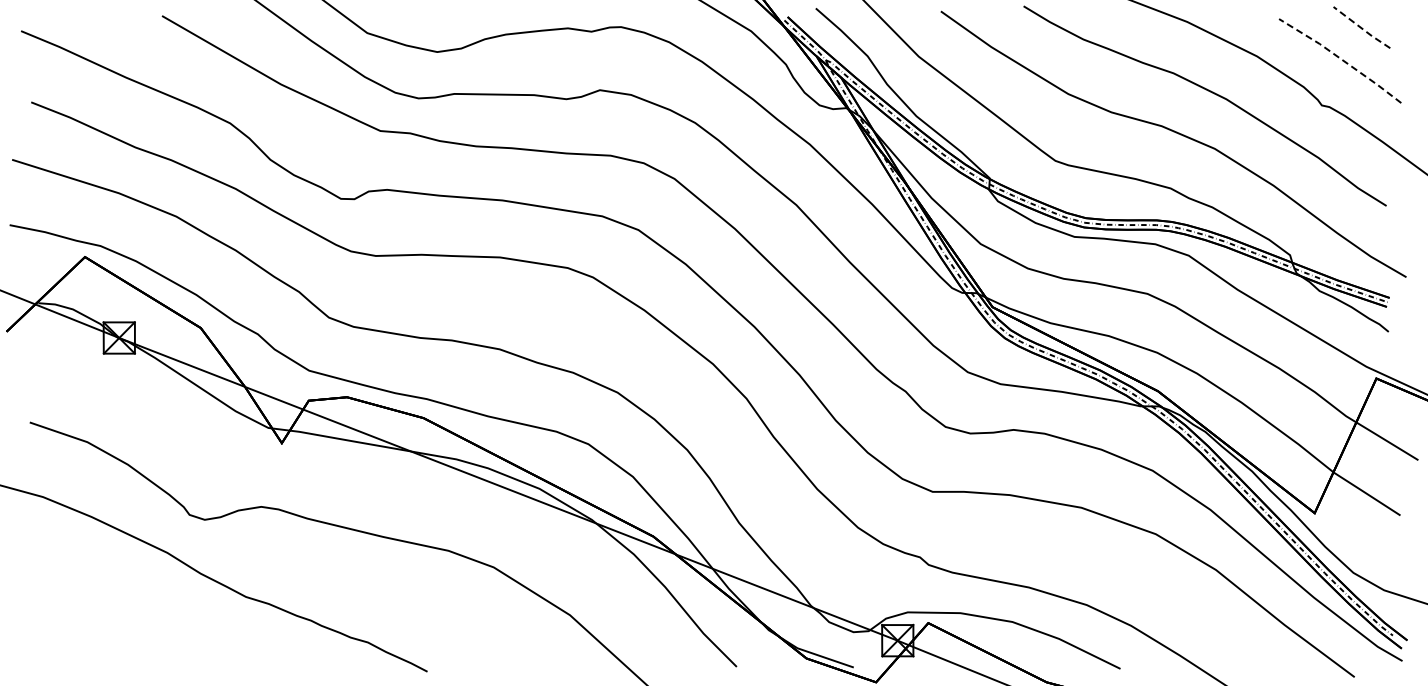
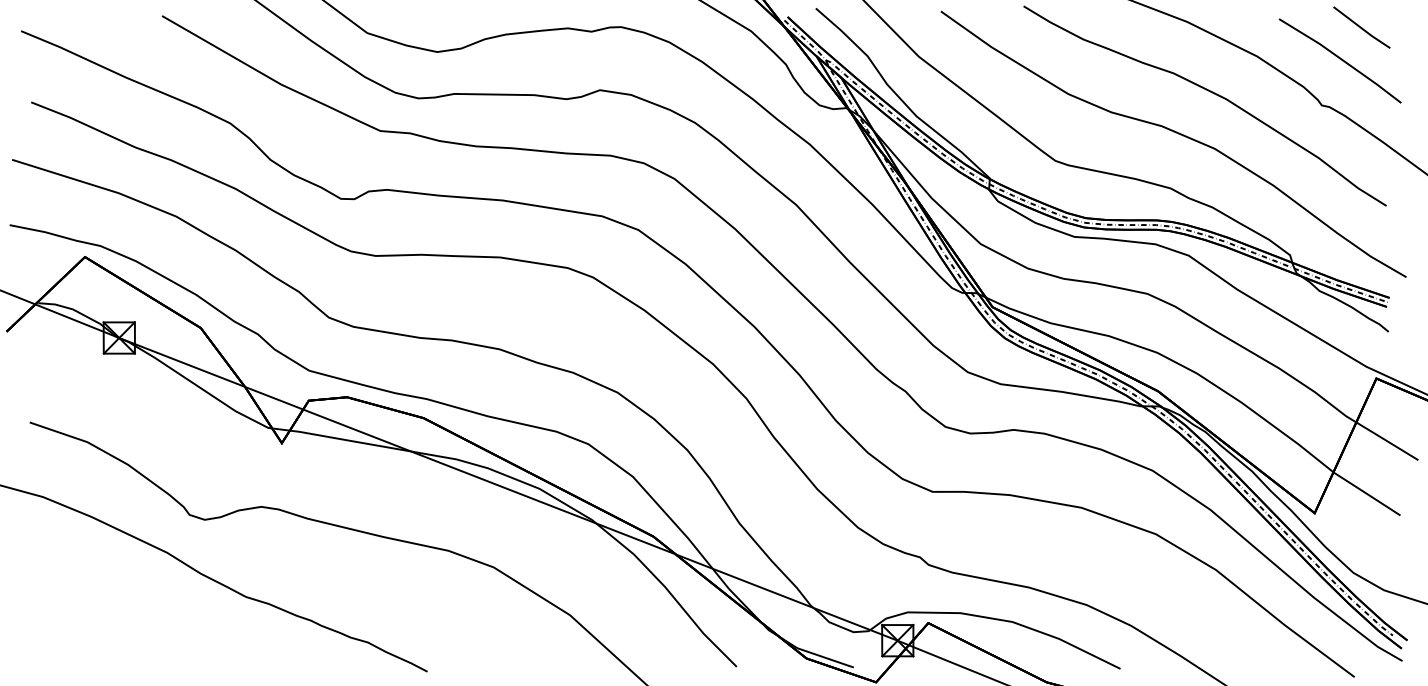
line: dashed -> solid (1361, 28)
line: dashed -> solid (1341, 59)
